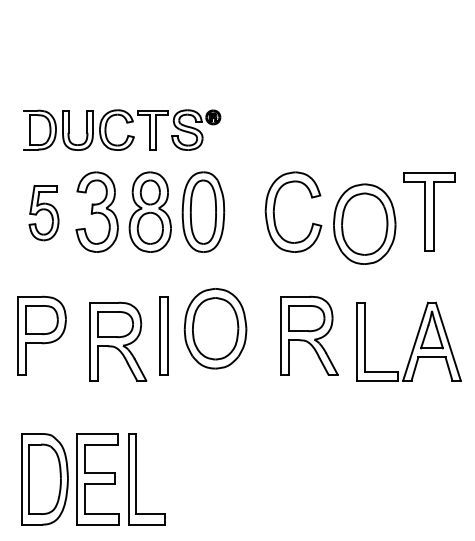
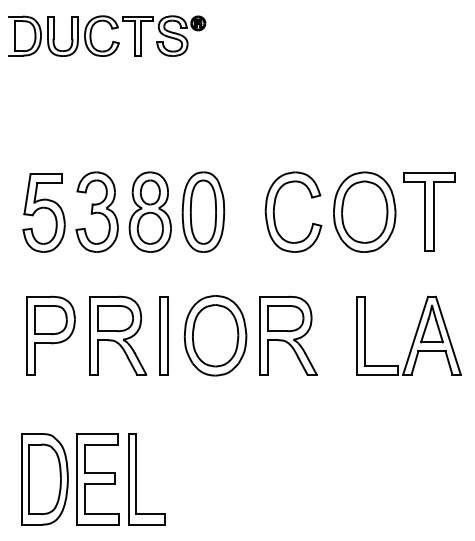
part position: (126, 123) -> (111, 29) (111, 29)
part size: 32x57 px -> 44x80 px (43, 212)
part position: (364, 223) -> (364, 211) (364, 211)
part position: (215, 328) -> (215, 335) (215, 335)
part position: (41, 335) -> (50, 335) (50, 335)
part position: (309, 335) -> (288, 335) (288, 335)
part position: (118, 341) -> (118, 335) (118, 335)
part position: (408, 341) -> (408, 335) (408, 335)
